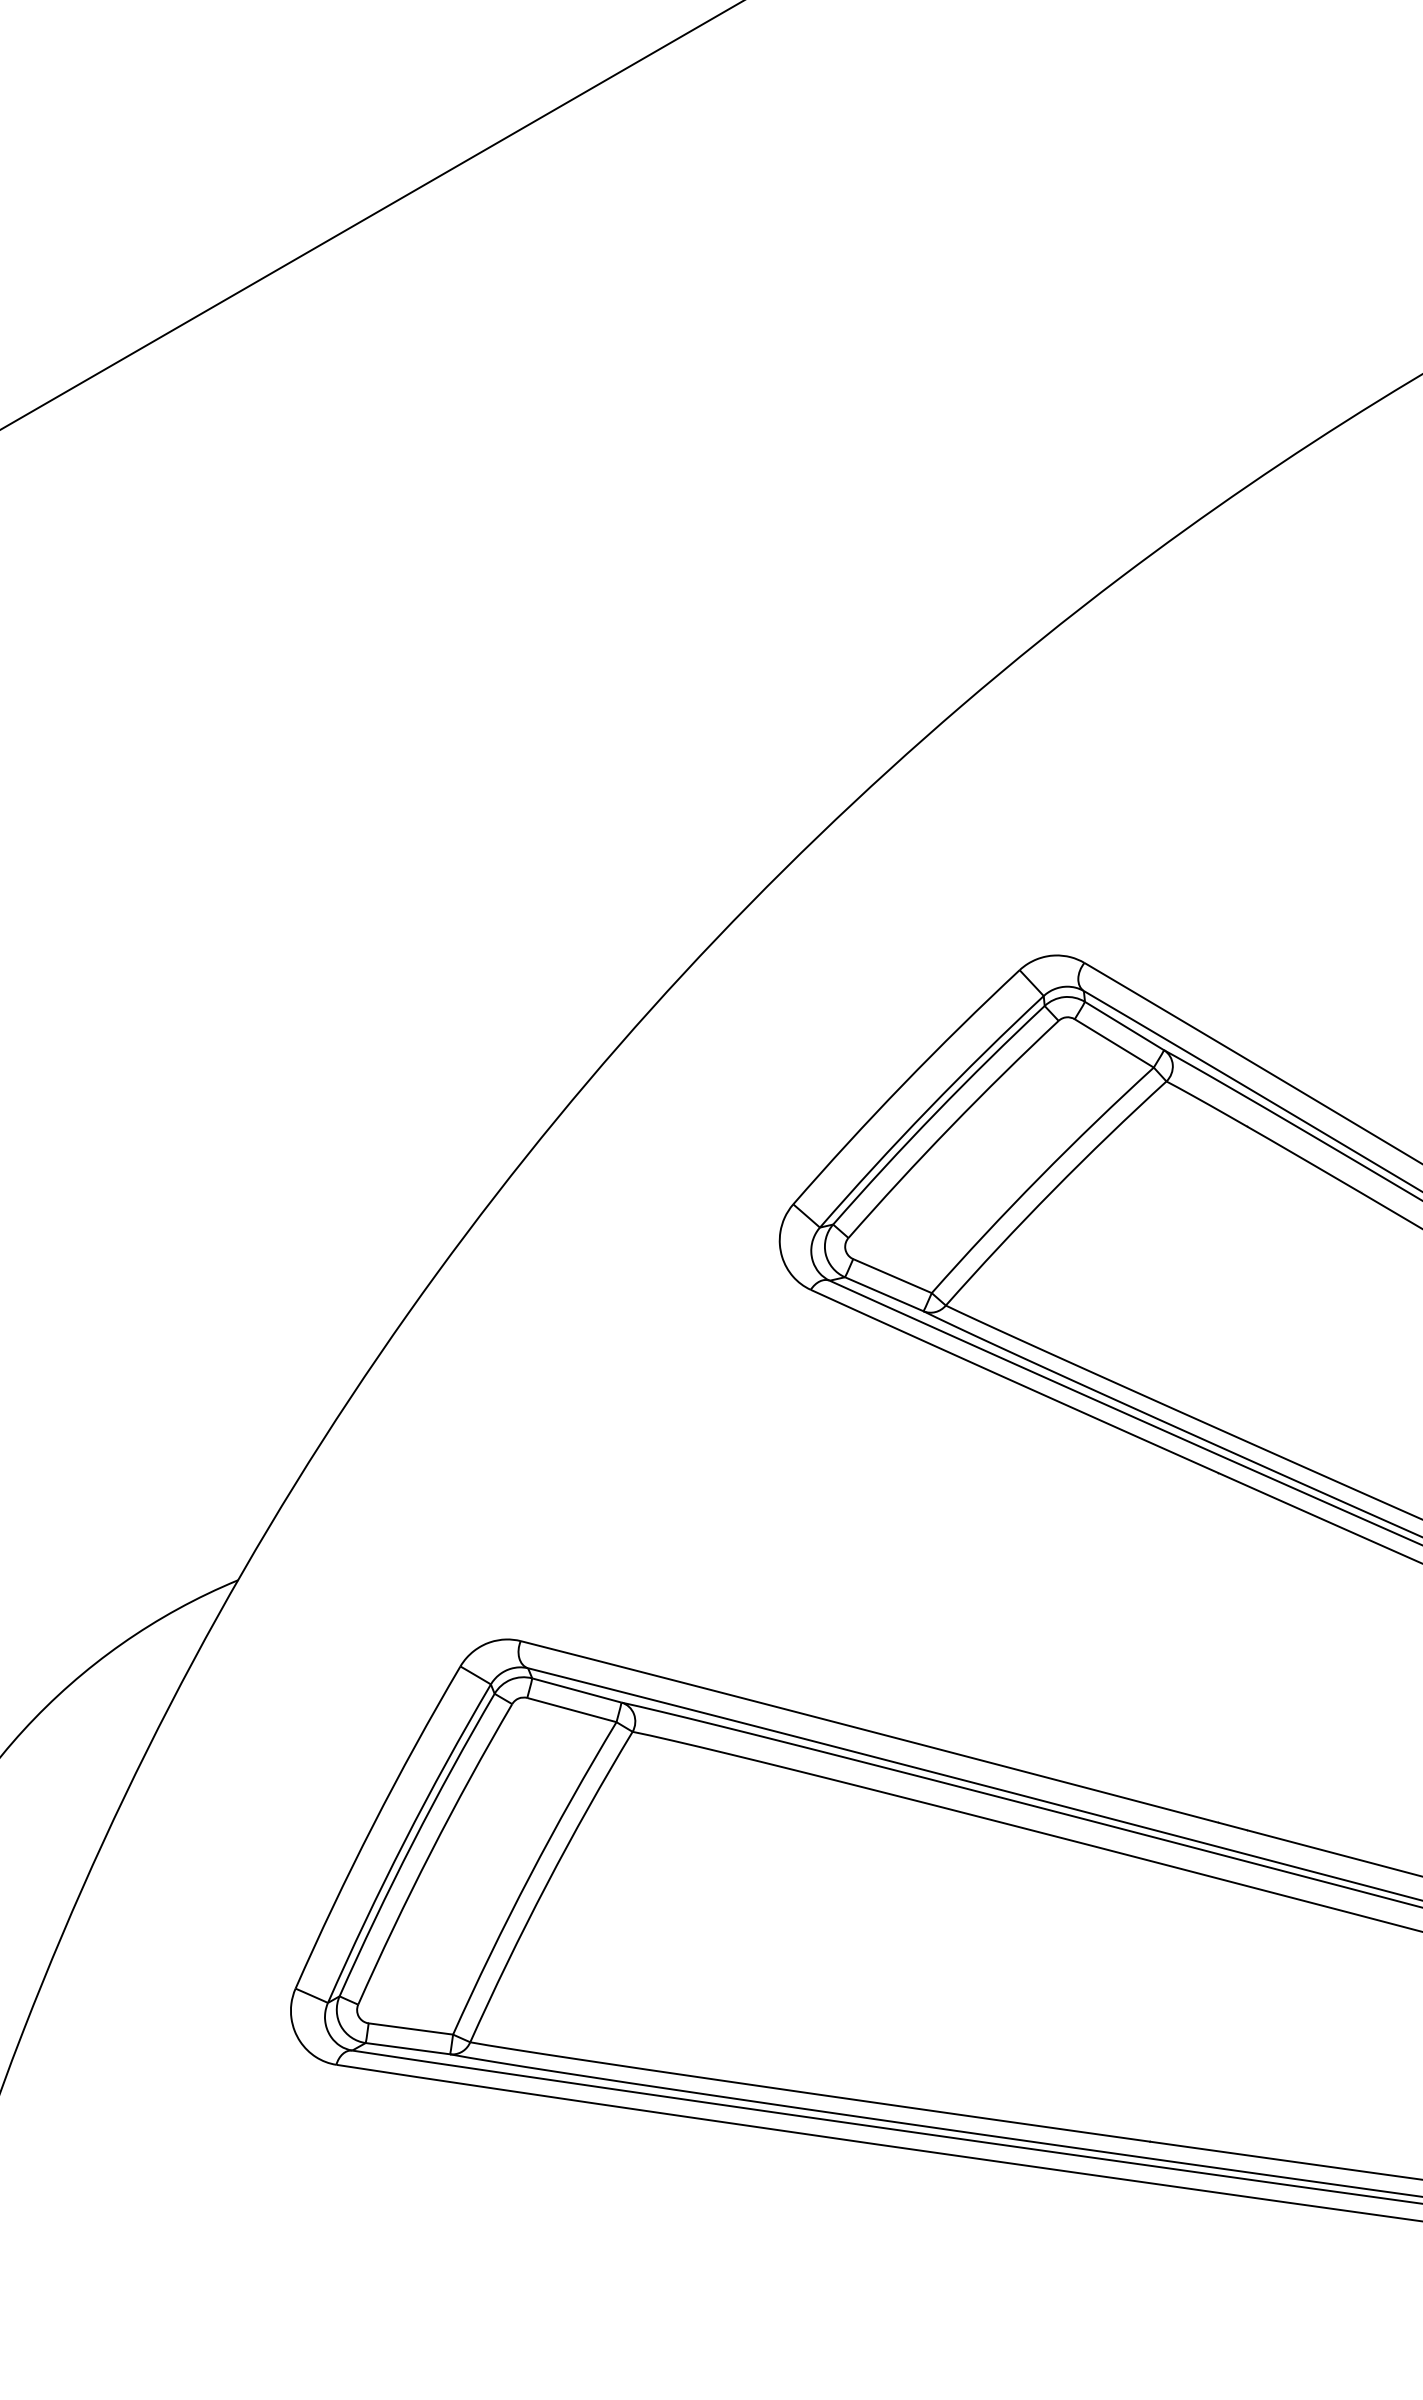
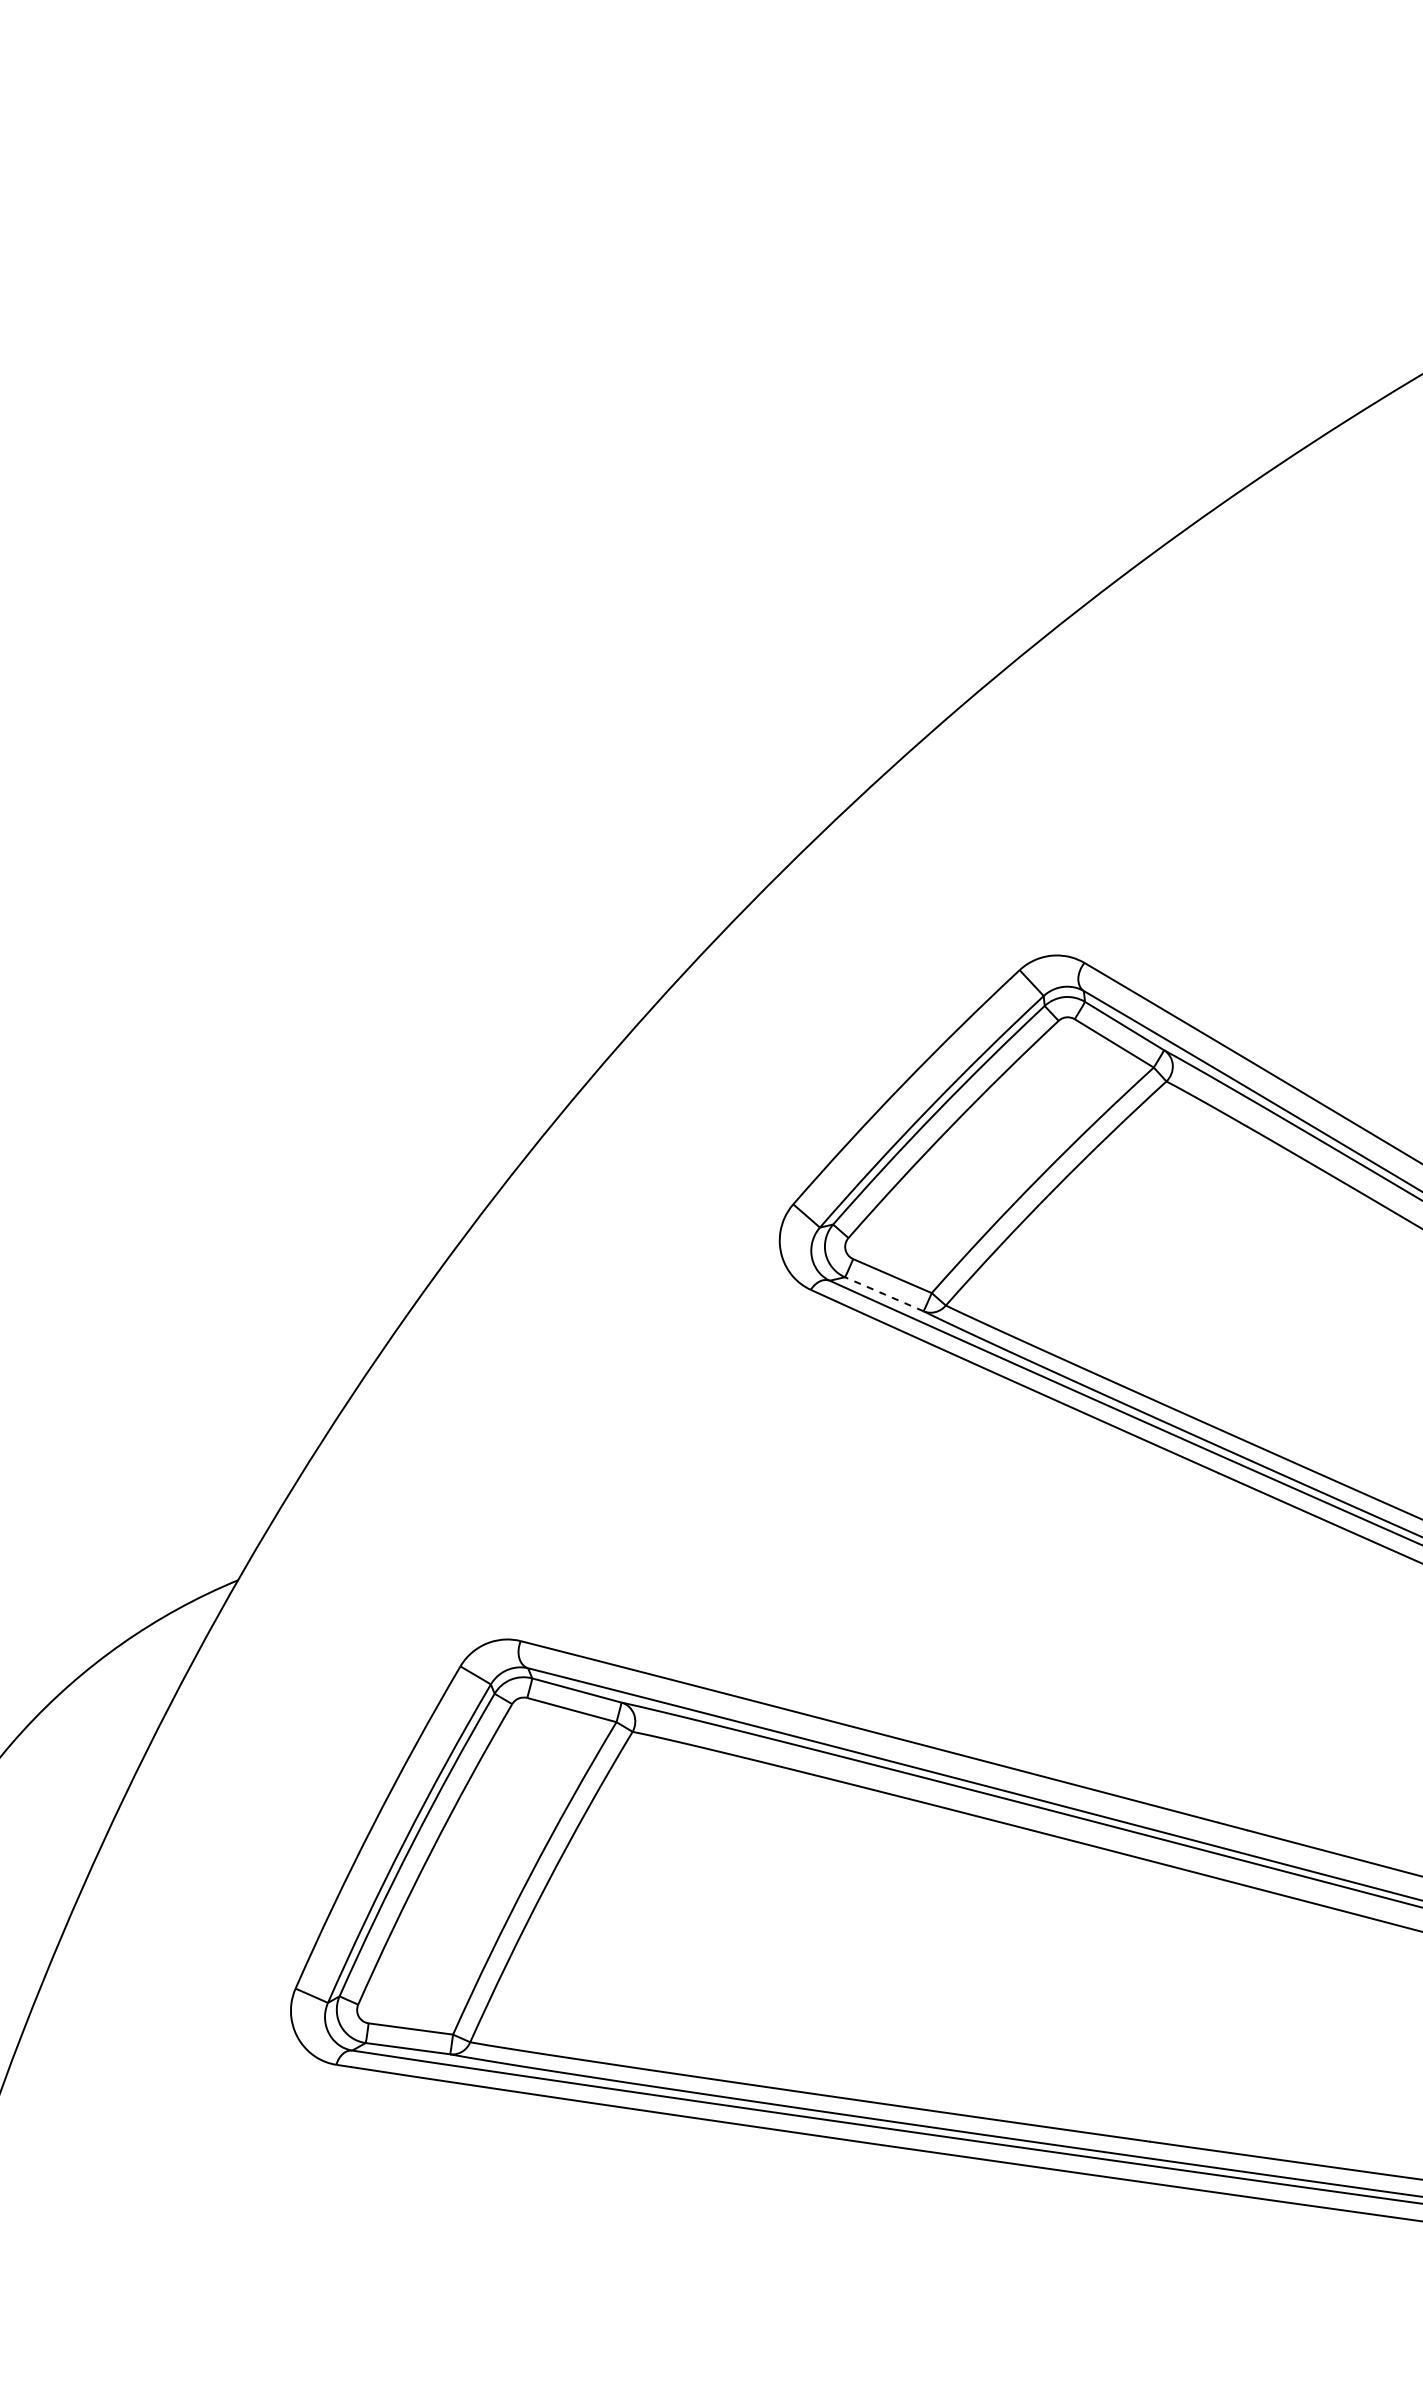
line: present -> none (371, 215)
line: solid -> dashed (884, 1294)
